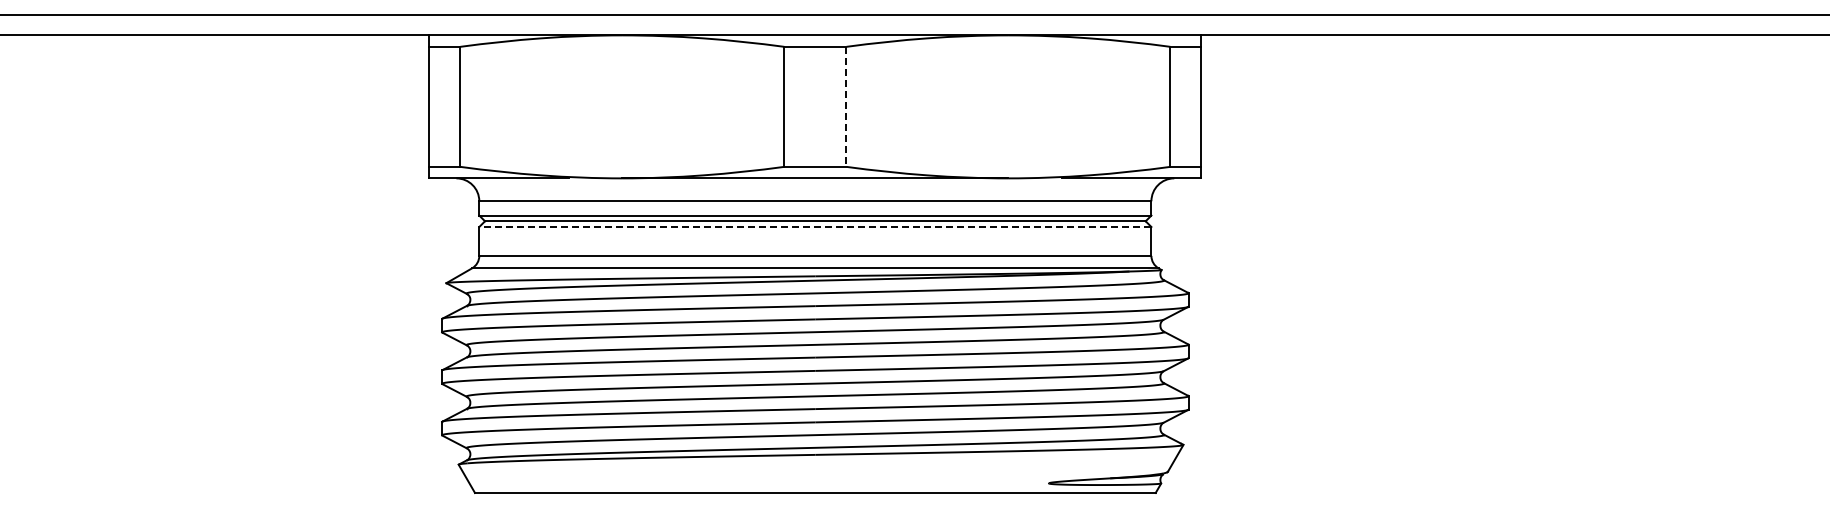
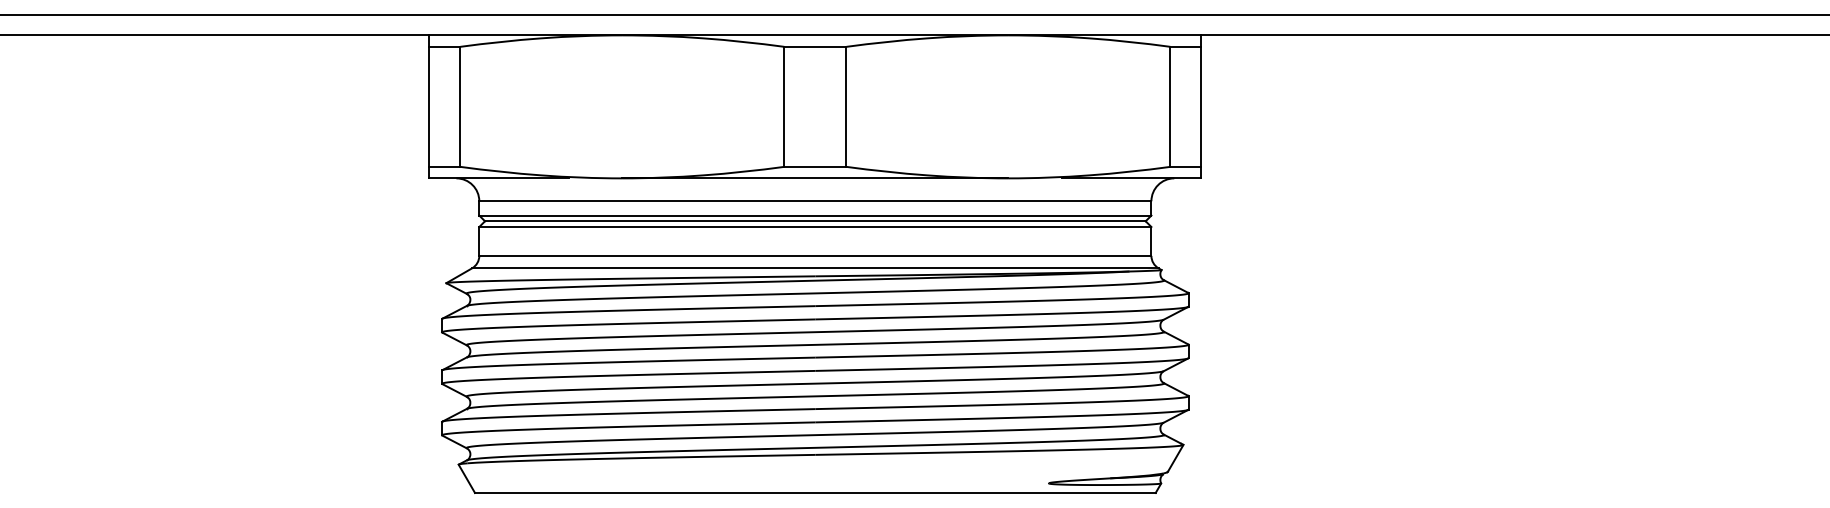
line: dashed -> solid (846, 107)
line: dashed -> solid (814, 227)
